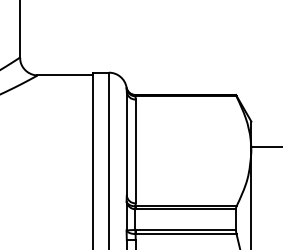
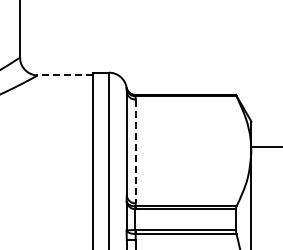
line: solid -> dashed (65, 75)
line: solid -> dashed (135, 151)
